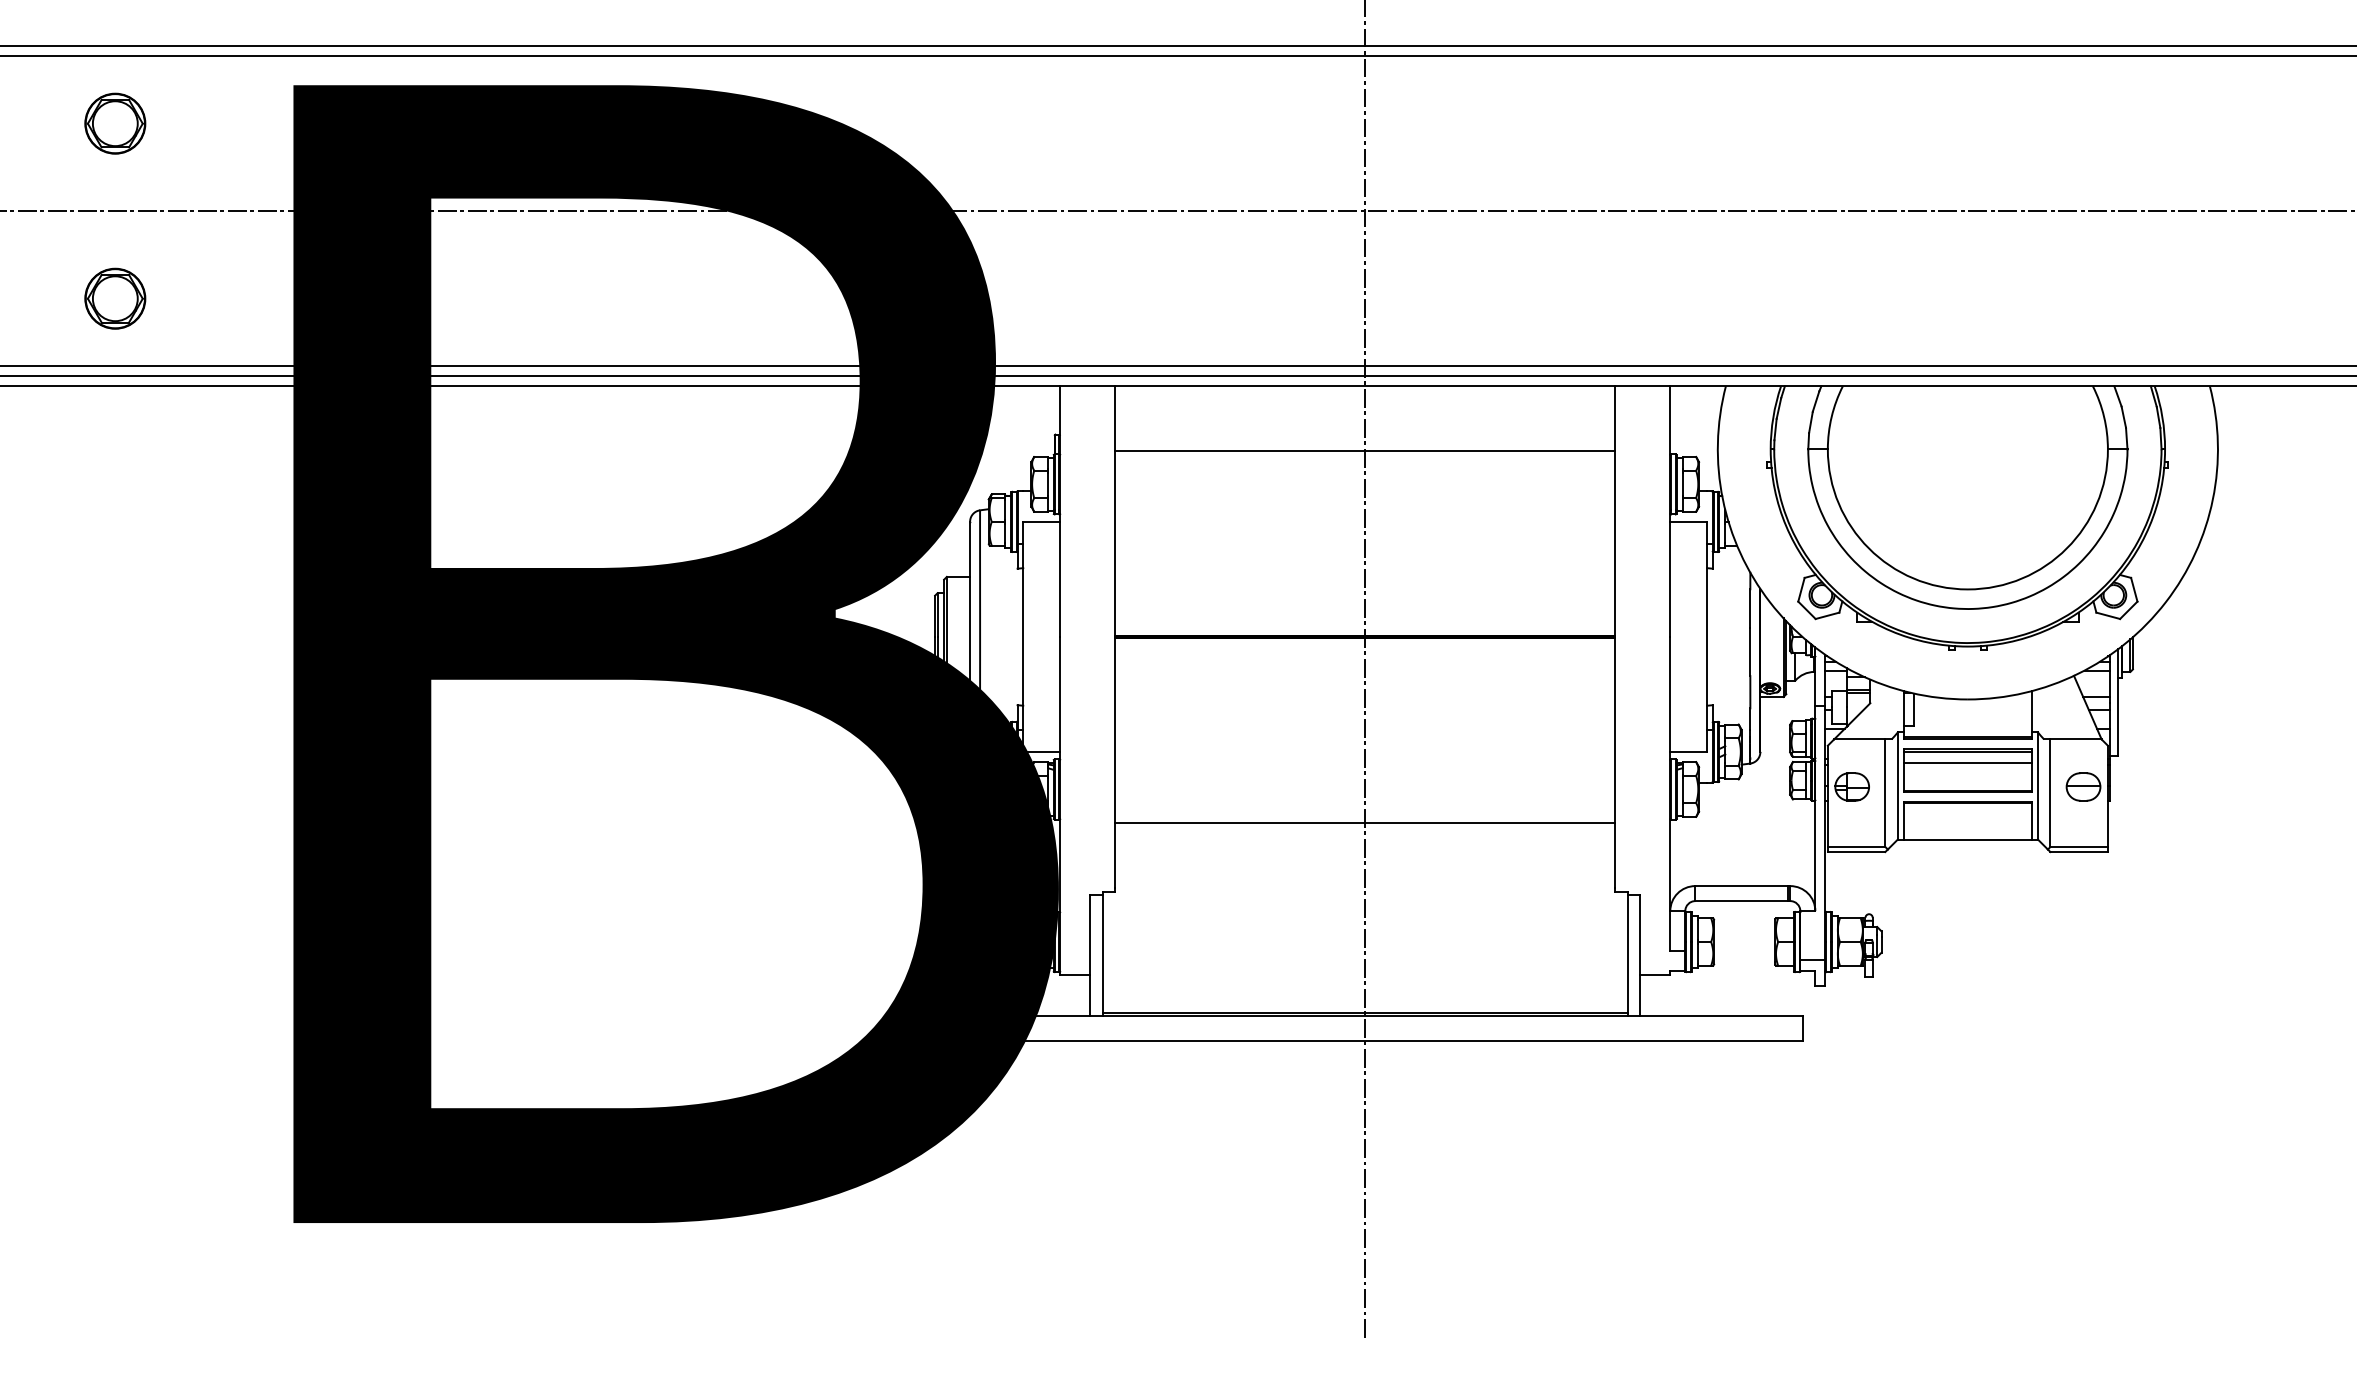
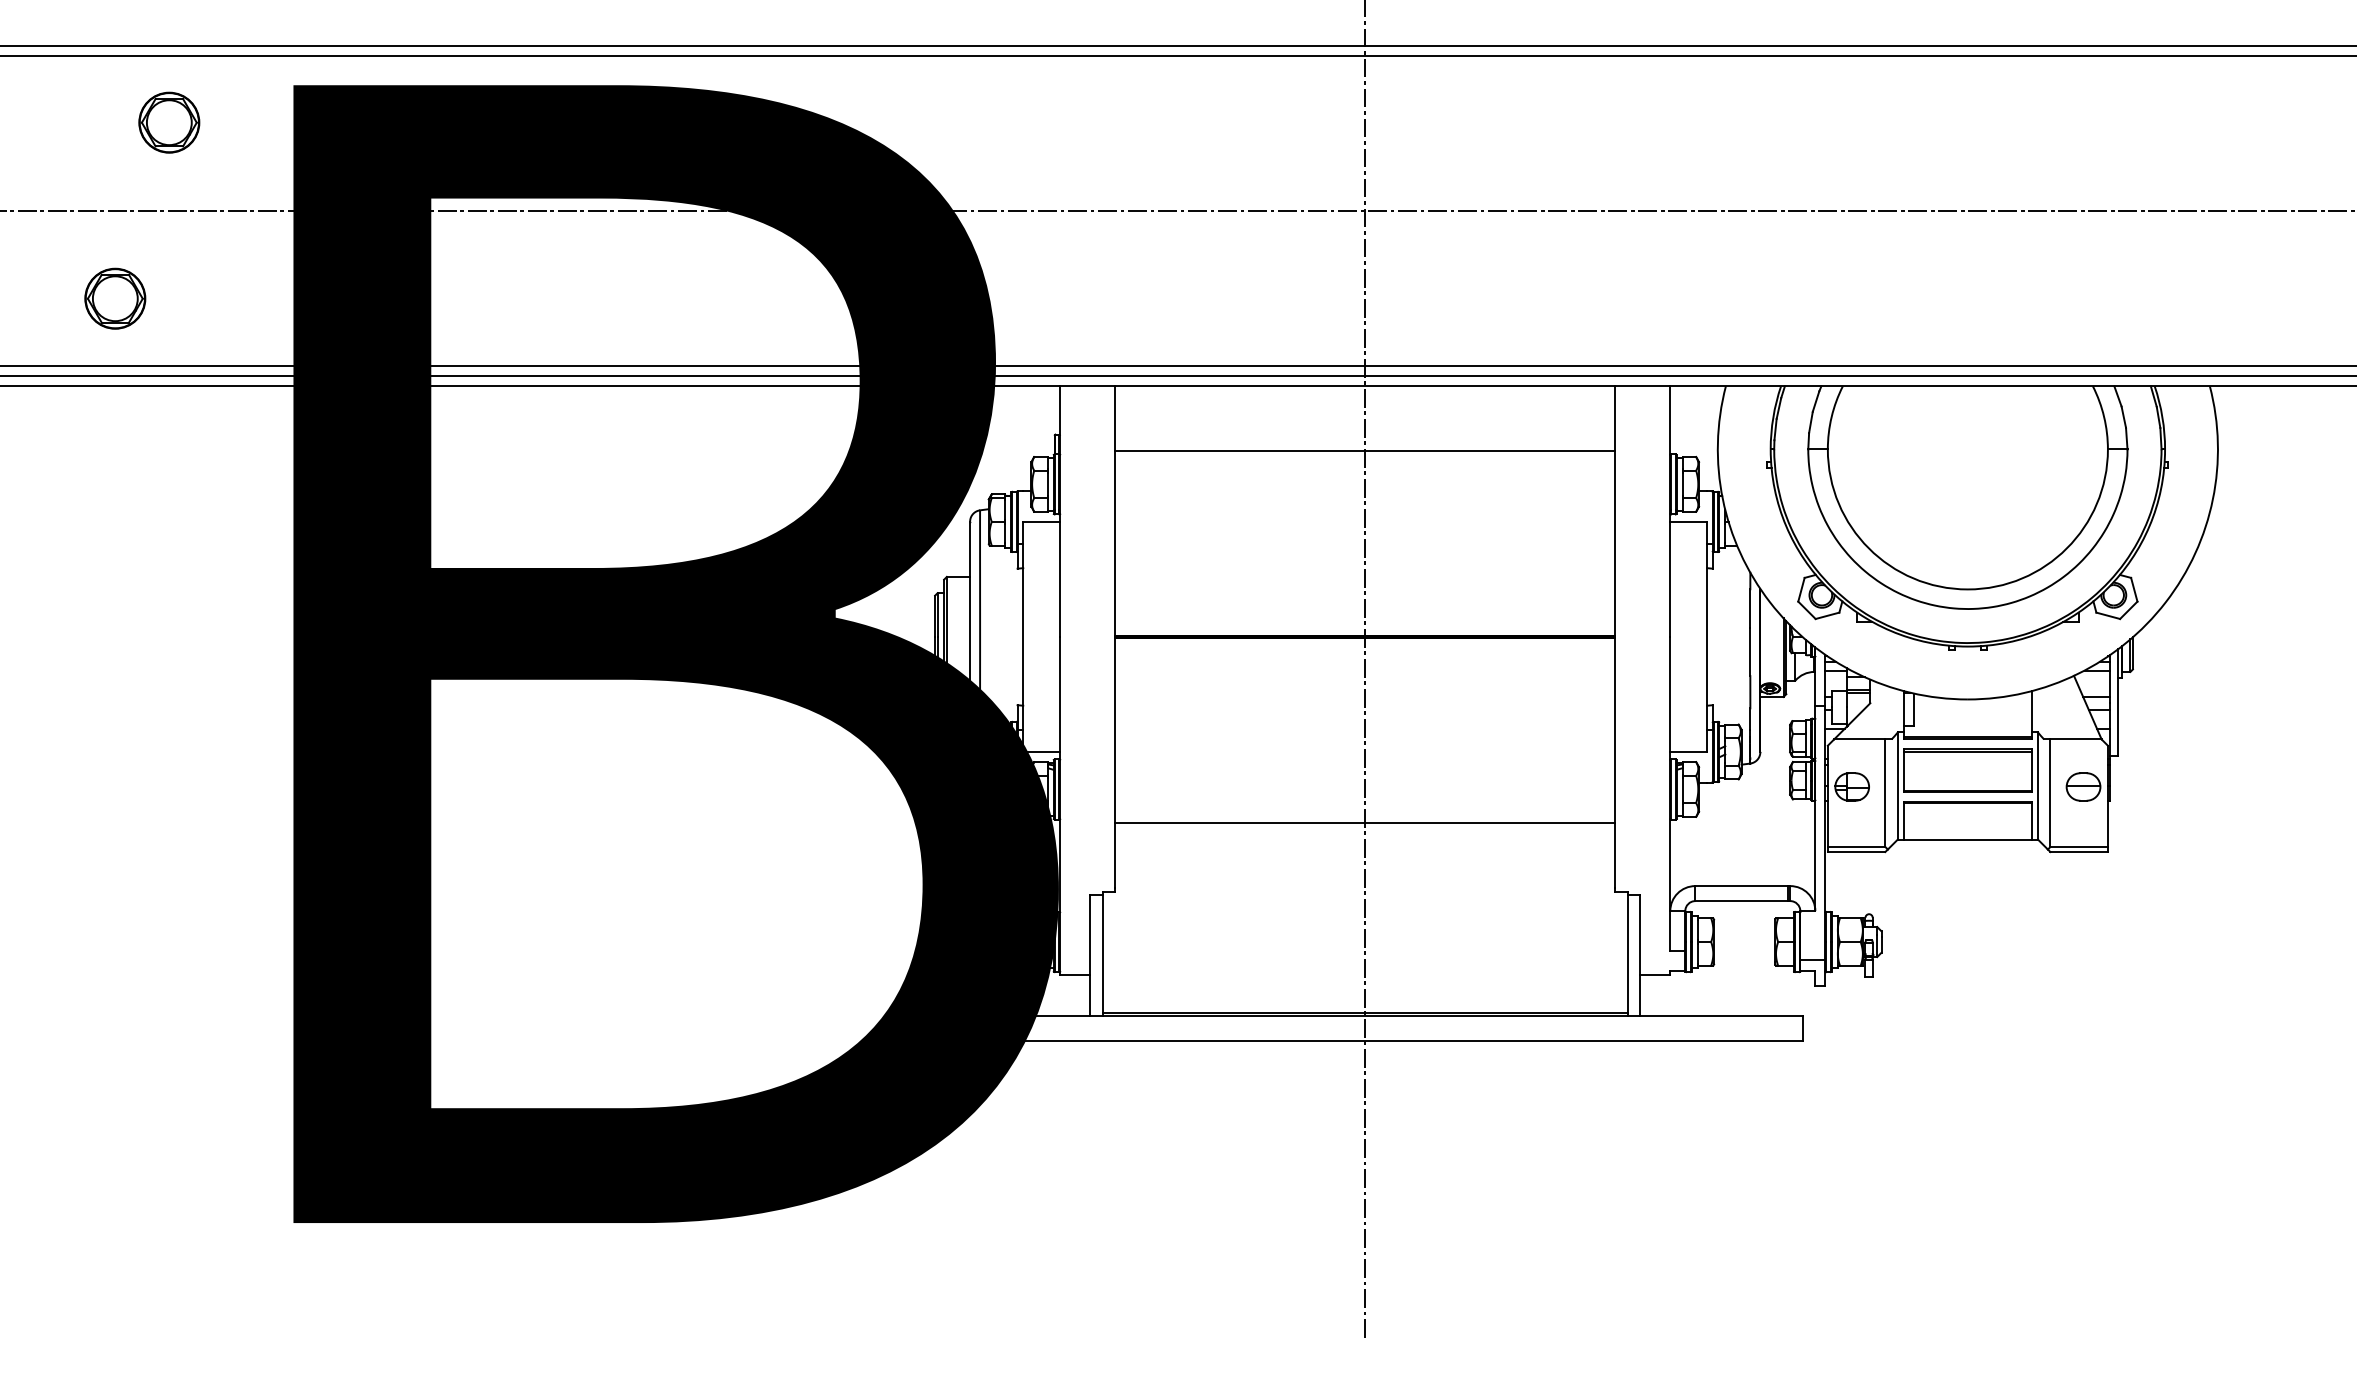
part position: (115, 123) -> (169, 122) (169, 122)
line: present -> none (1967, 763)
